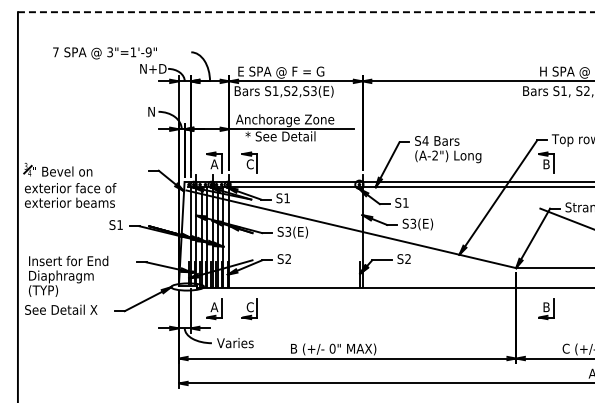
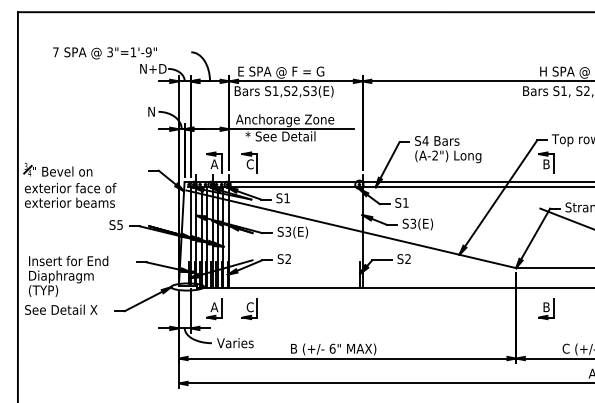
line: dashed -> solid (306, 12)
text: S1 -> S5 (119, 225)
text: 0" -> 6" (332, 348)
